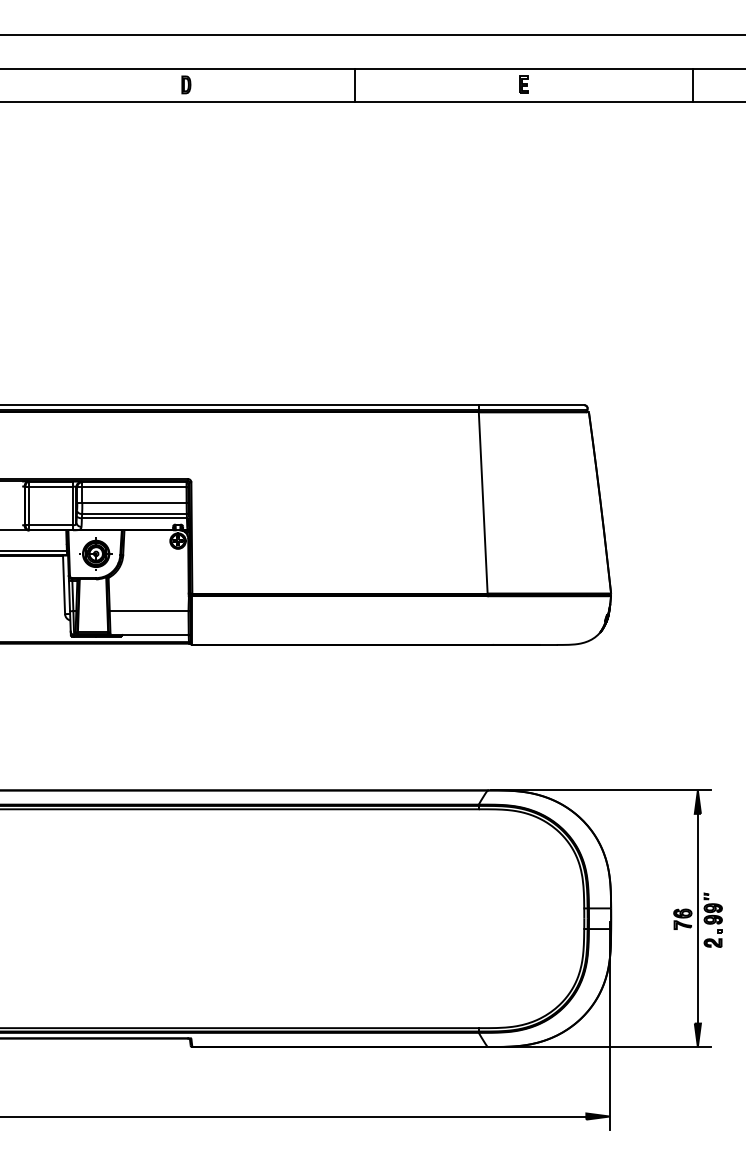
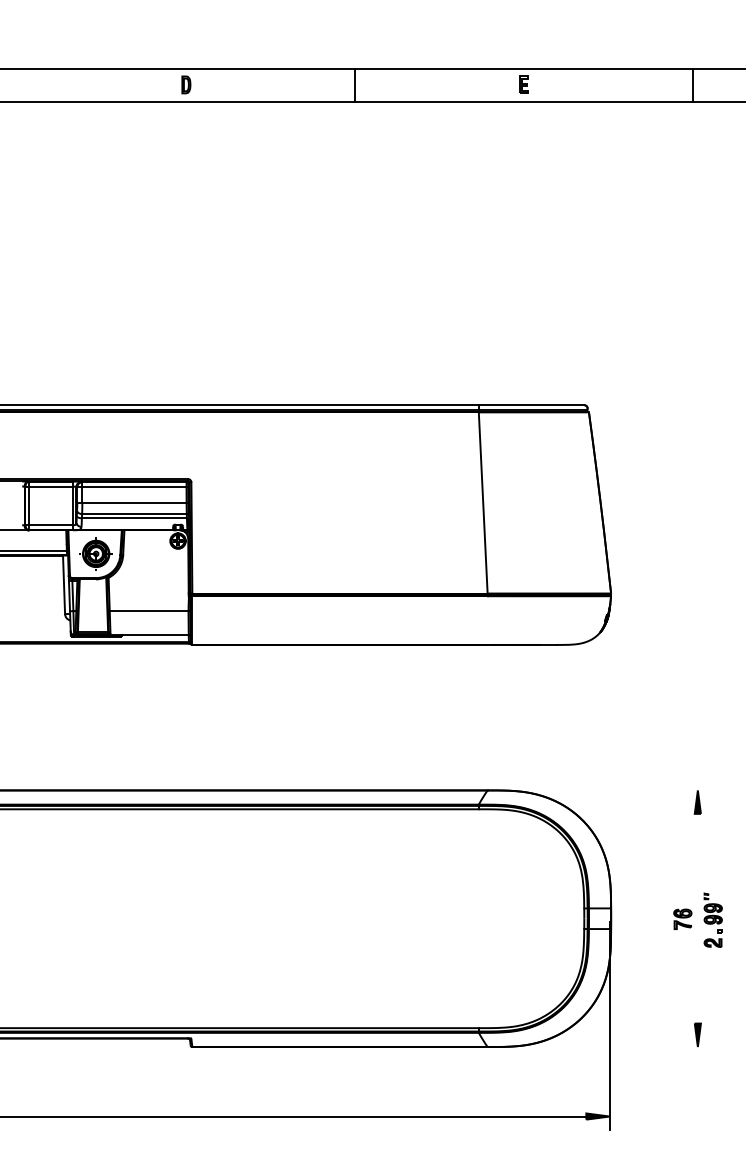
line: present -> none (372, 34)
line: present -> none (601, 790)
line: present -> none (697, 918)
line: present -> none (601, 1047)
